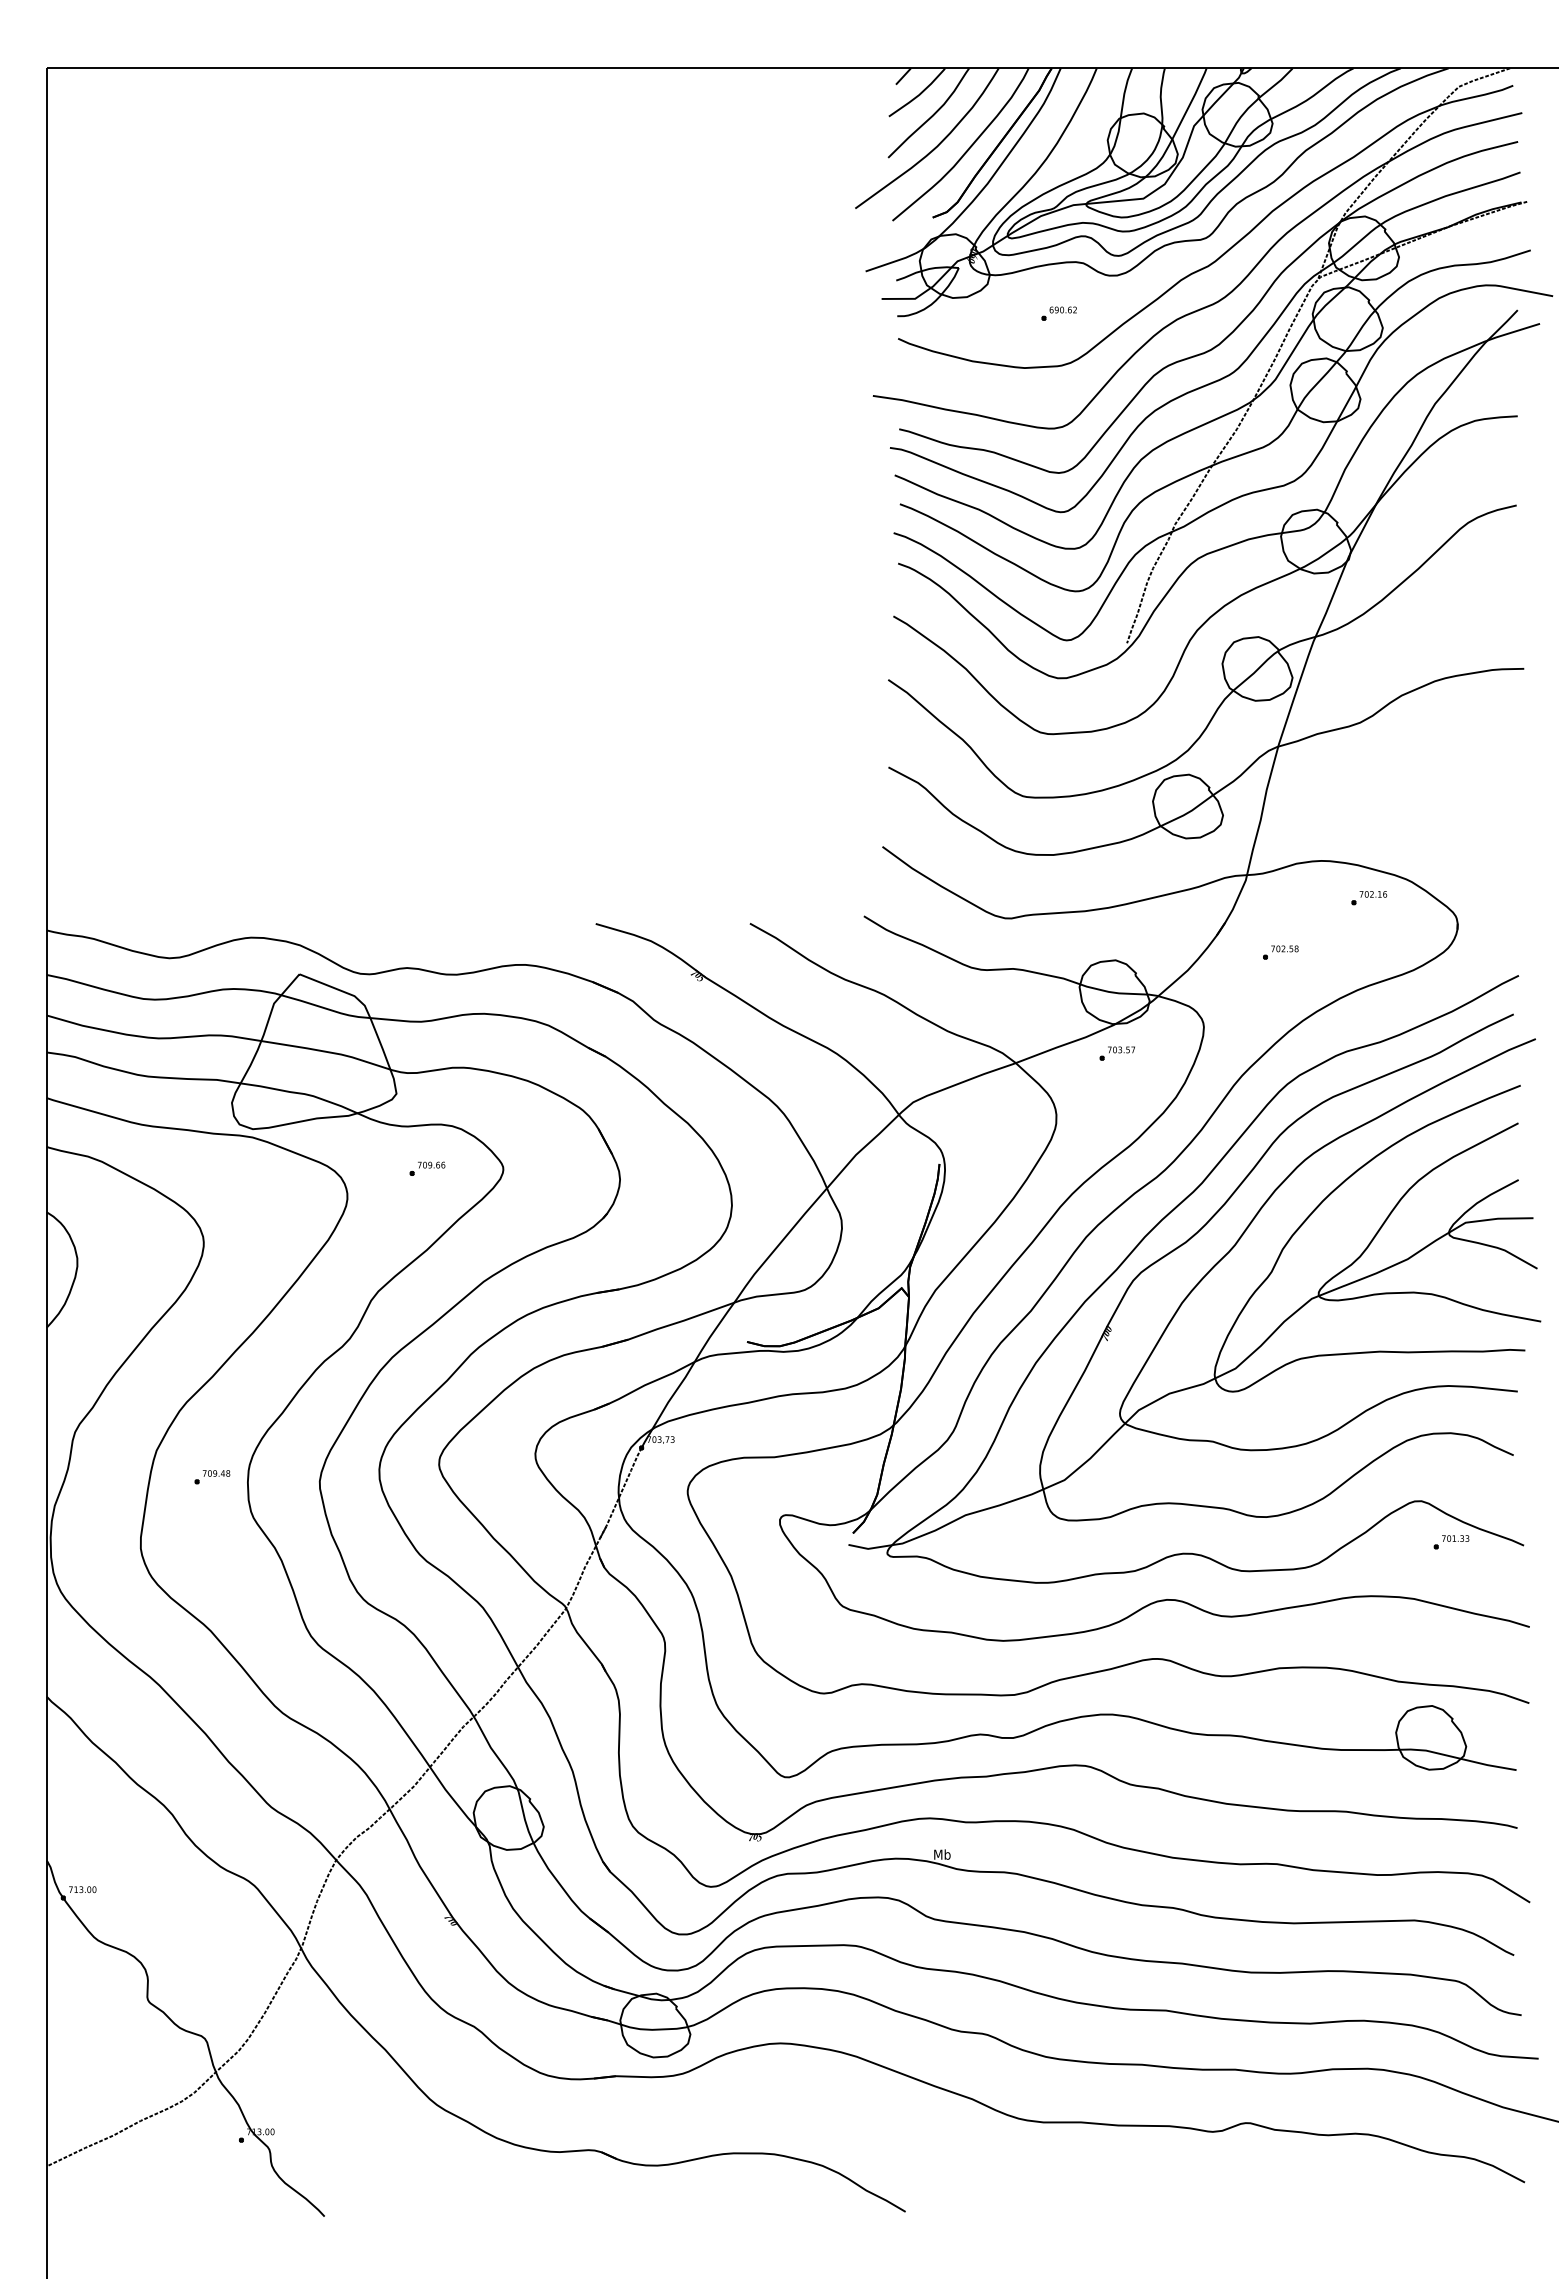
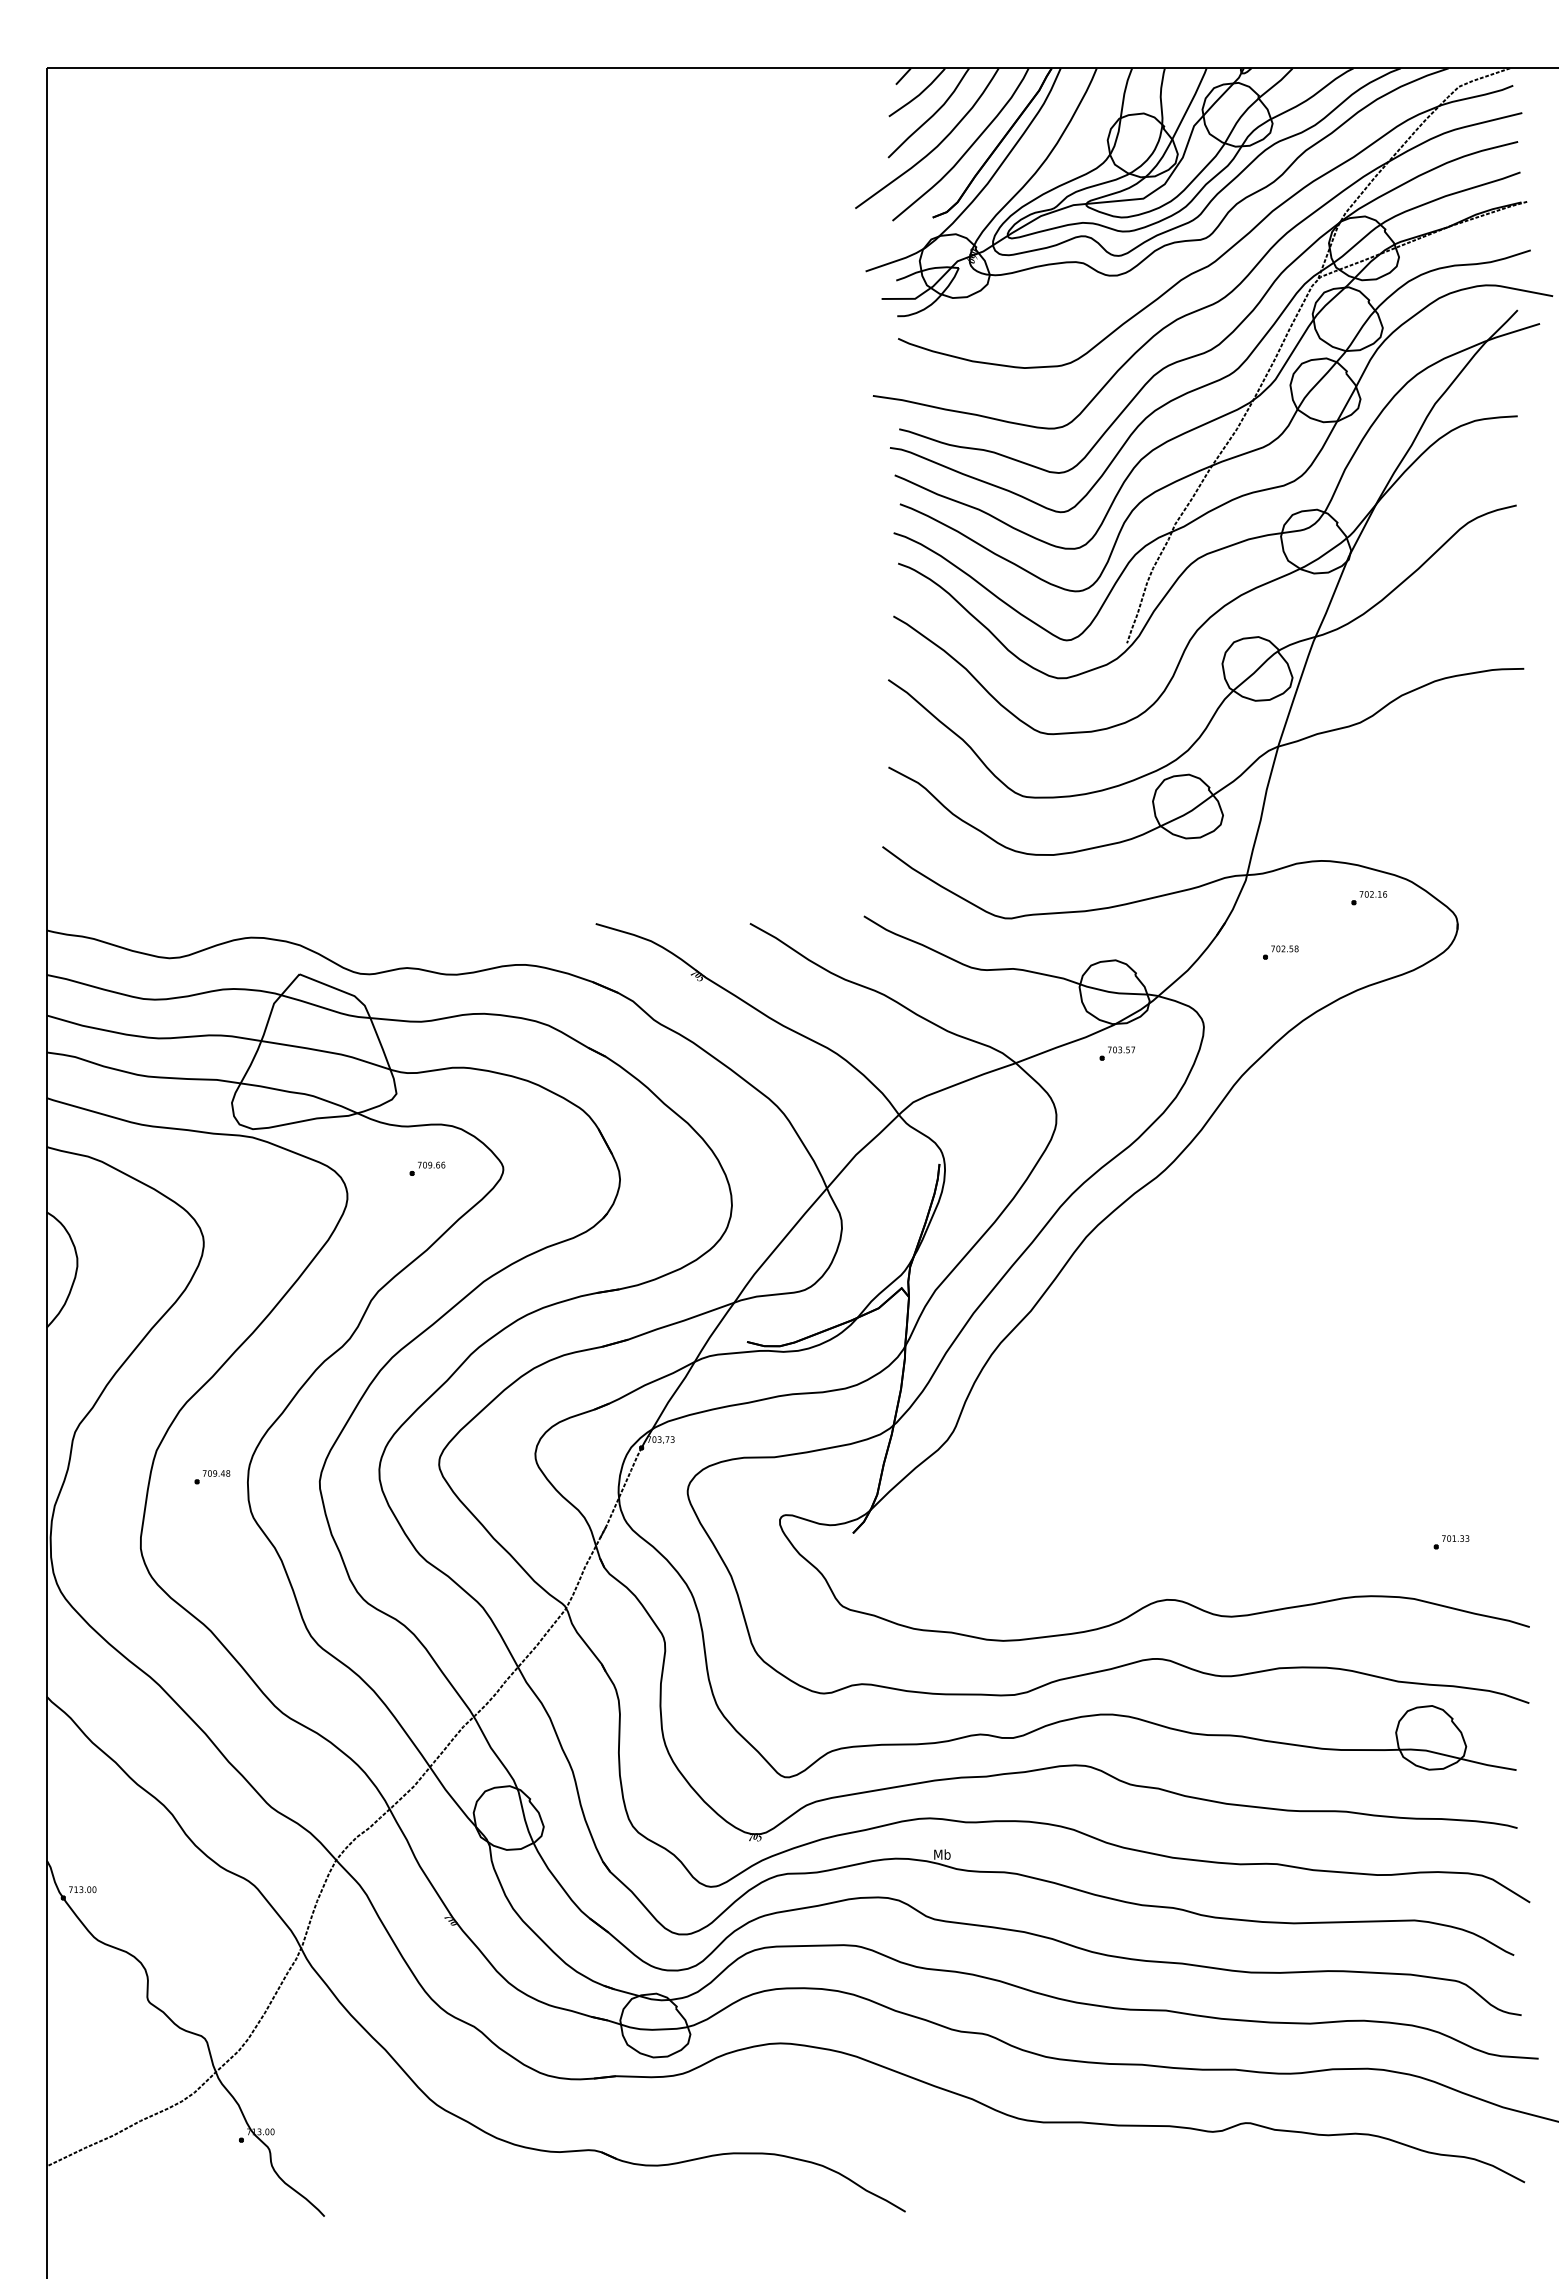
part: present -> none (1058, 313)
part: present -> none (1194, 1279)
